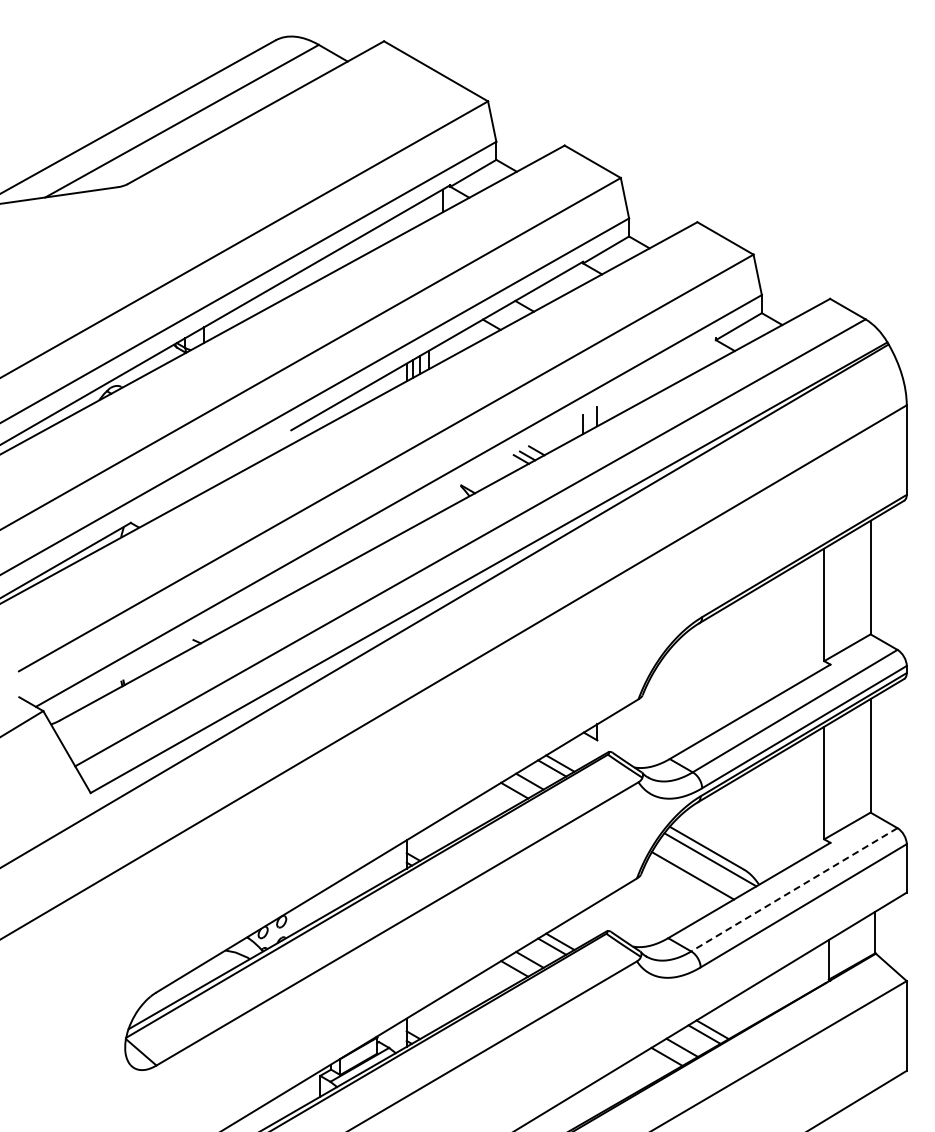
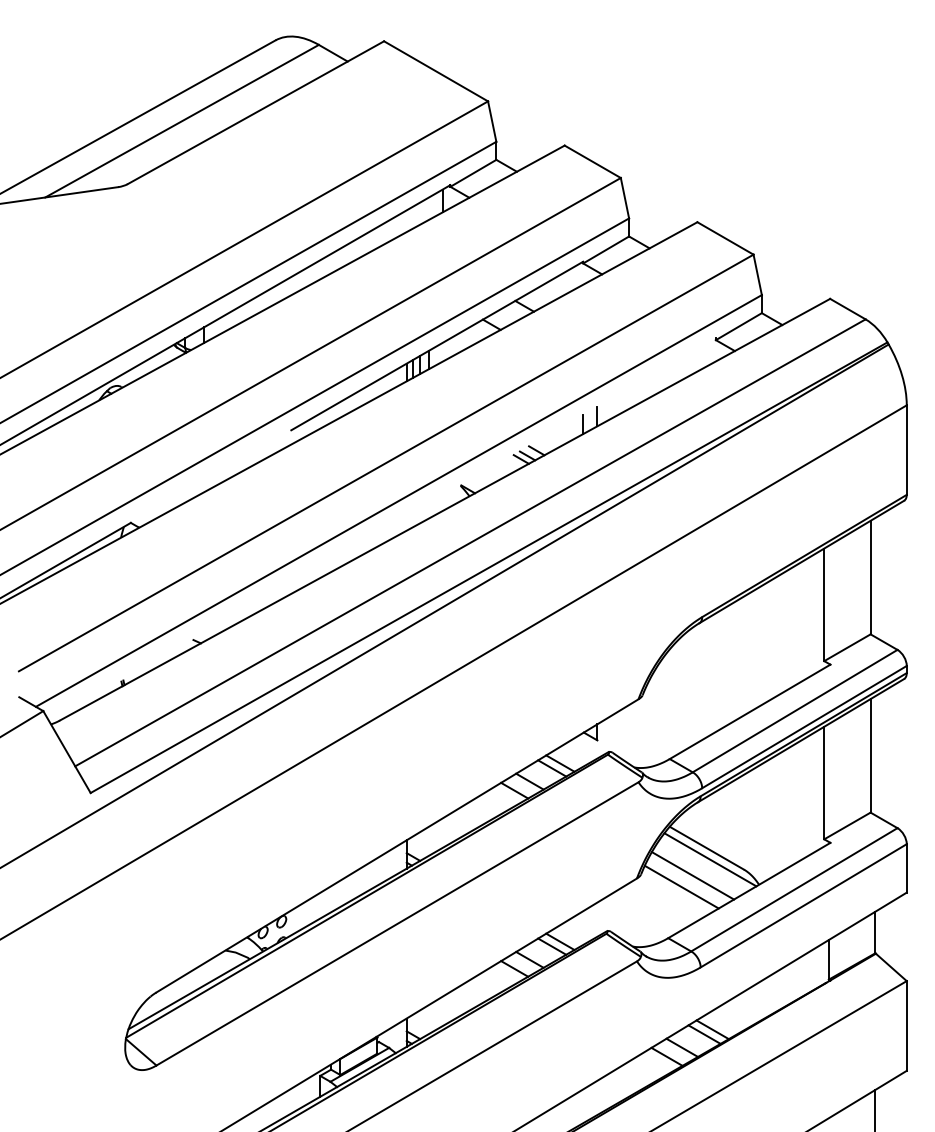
line: none -> present (681, 886)
line: dashed -> solid (793, 890)
line: none -> present (875, 1109)
